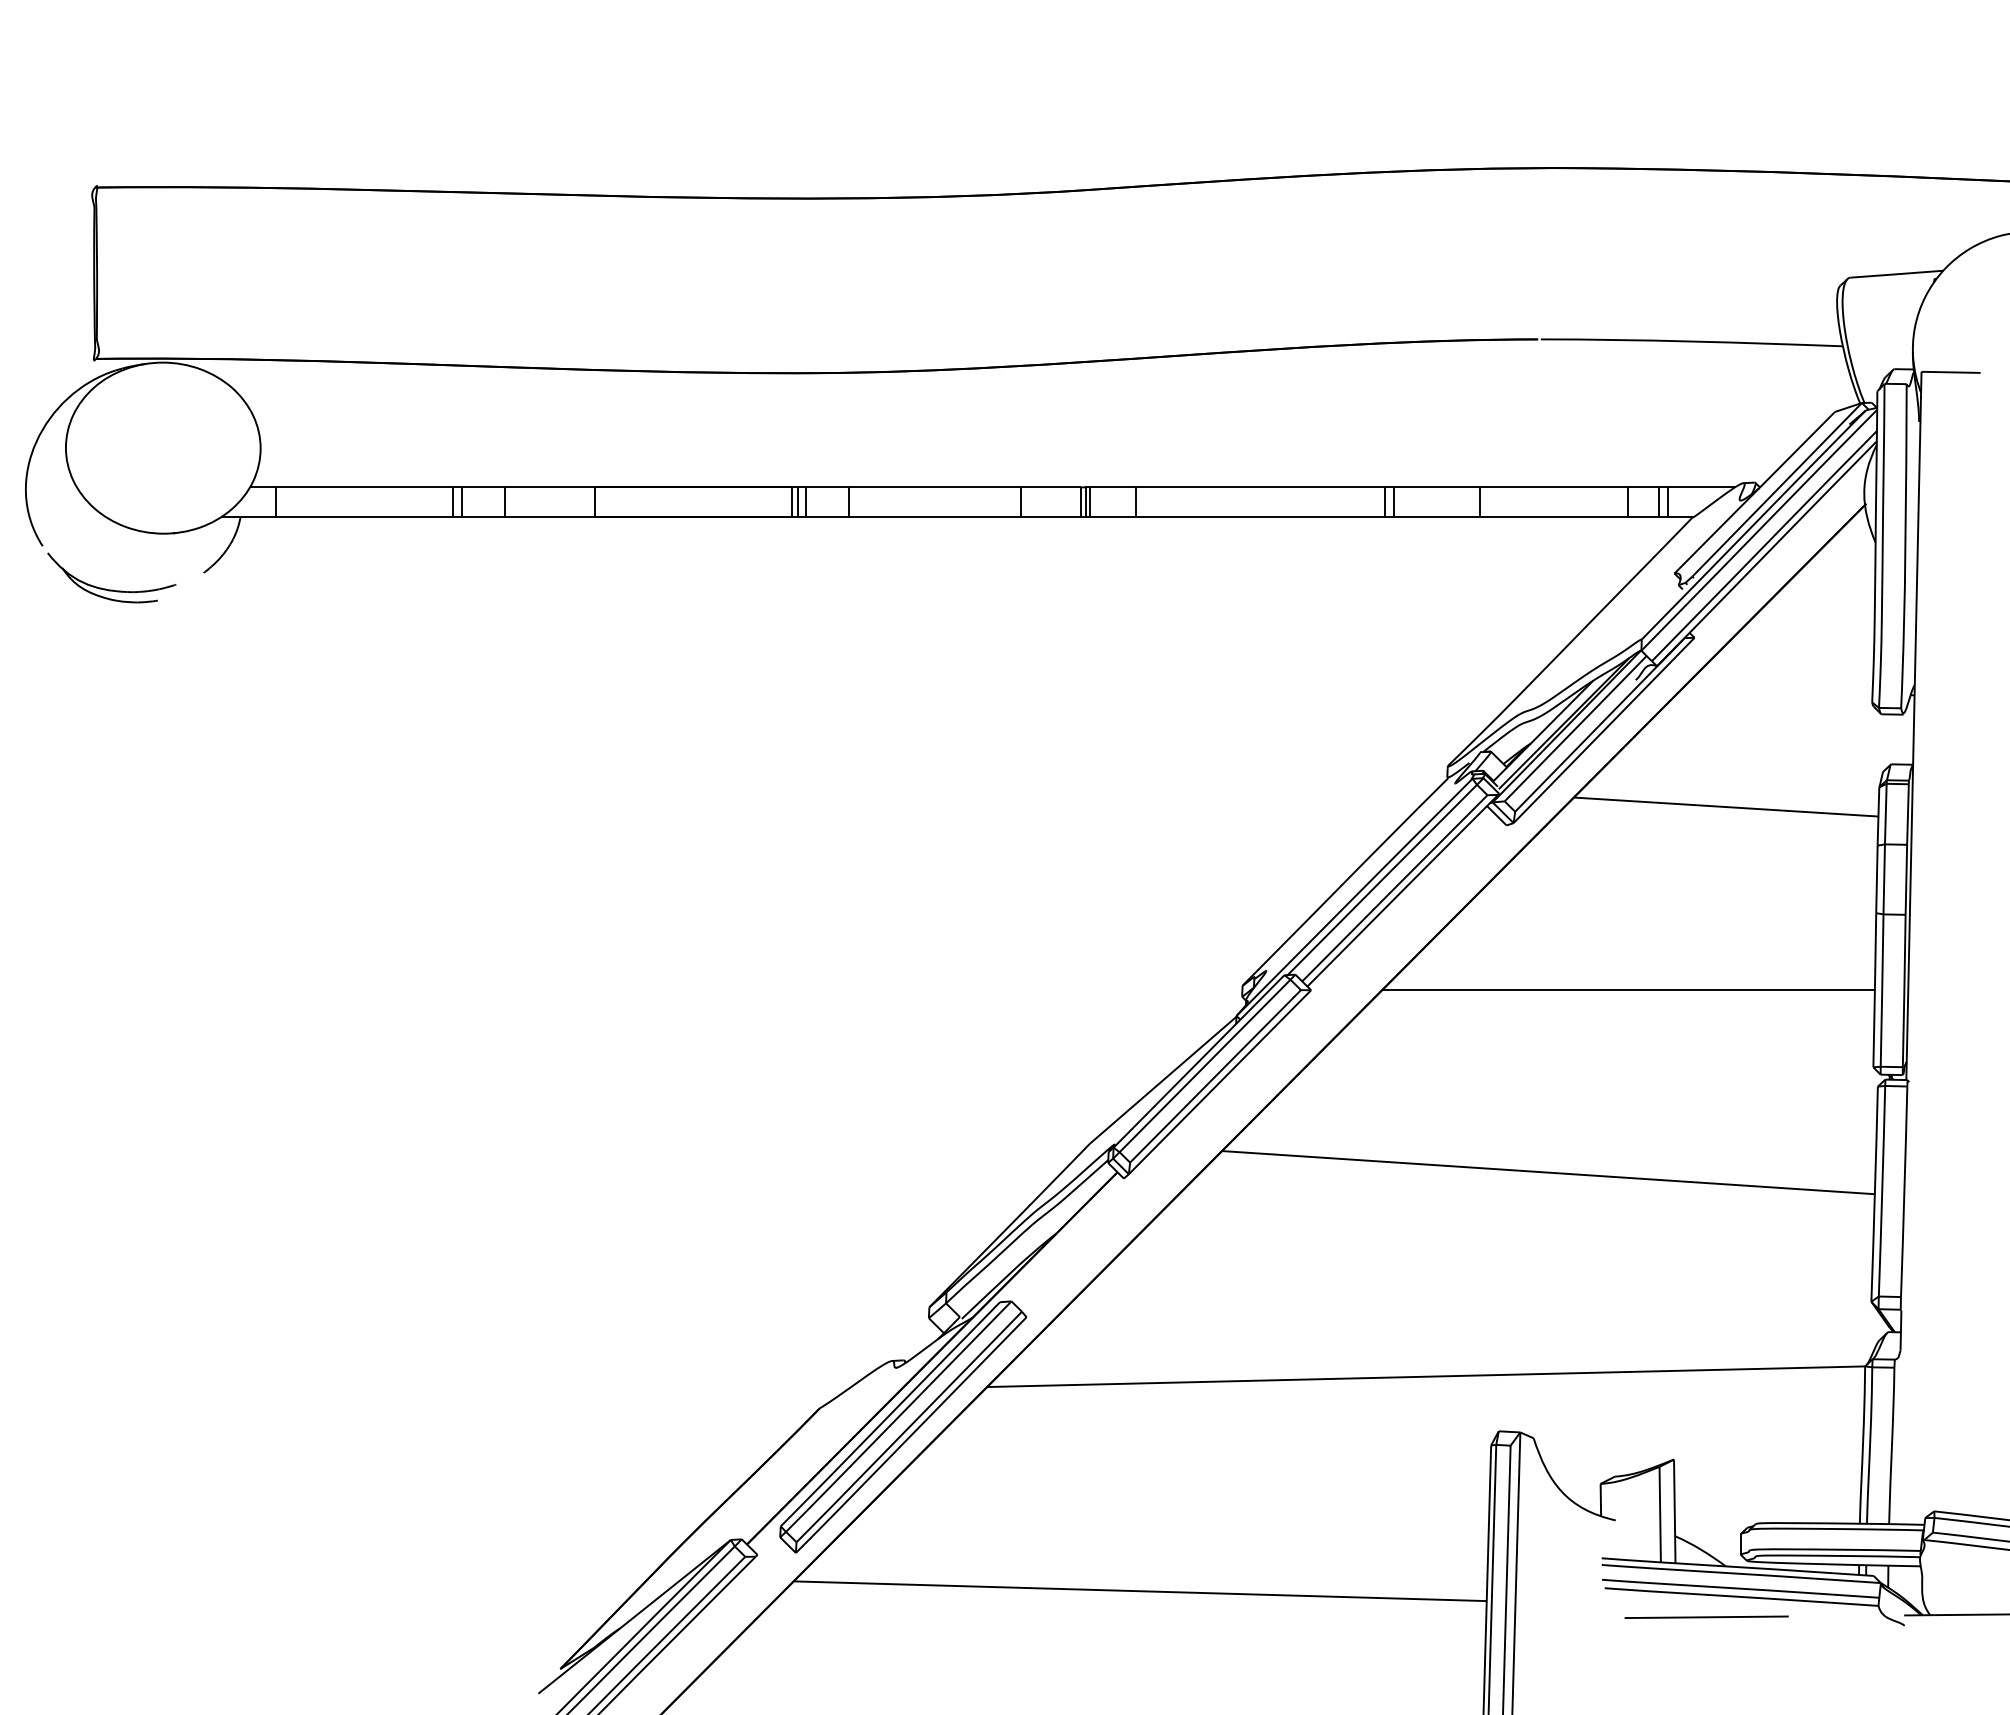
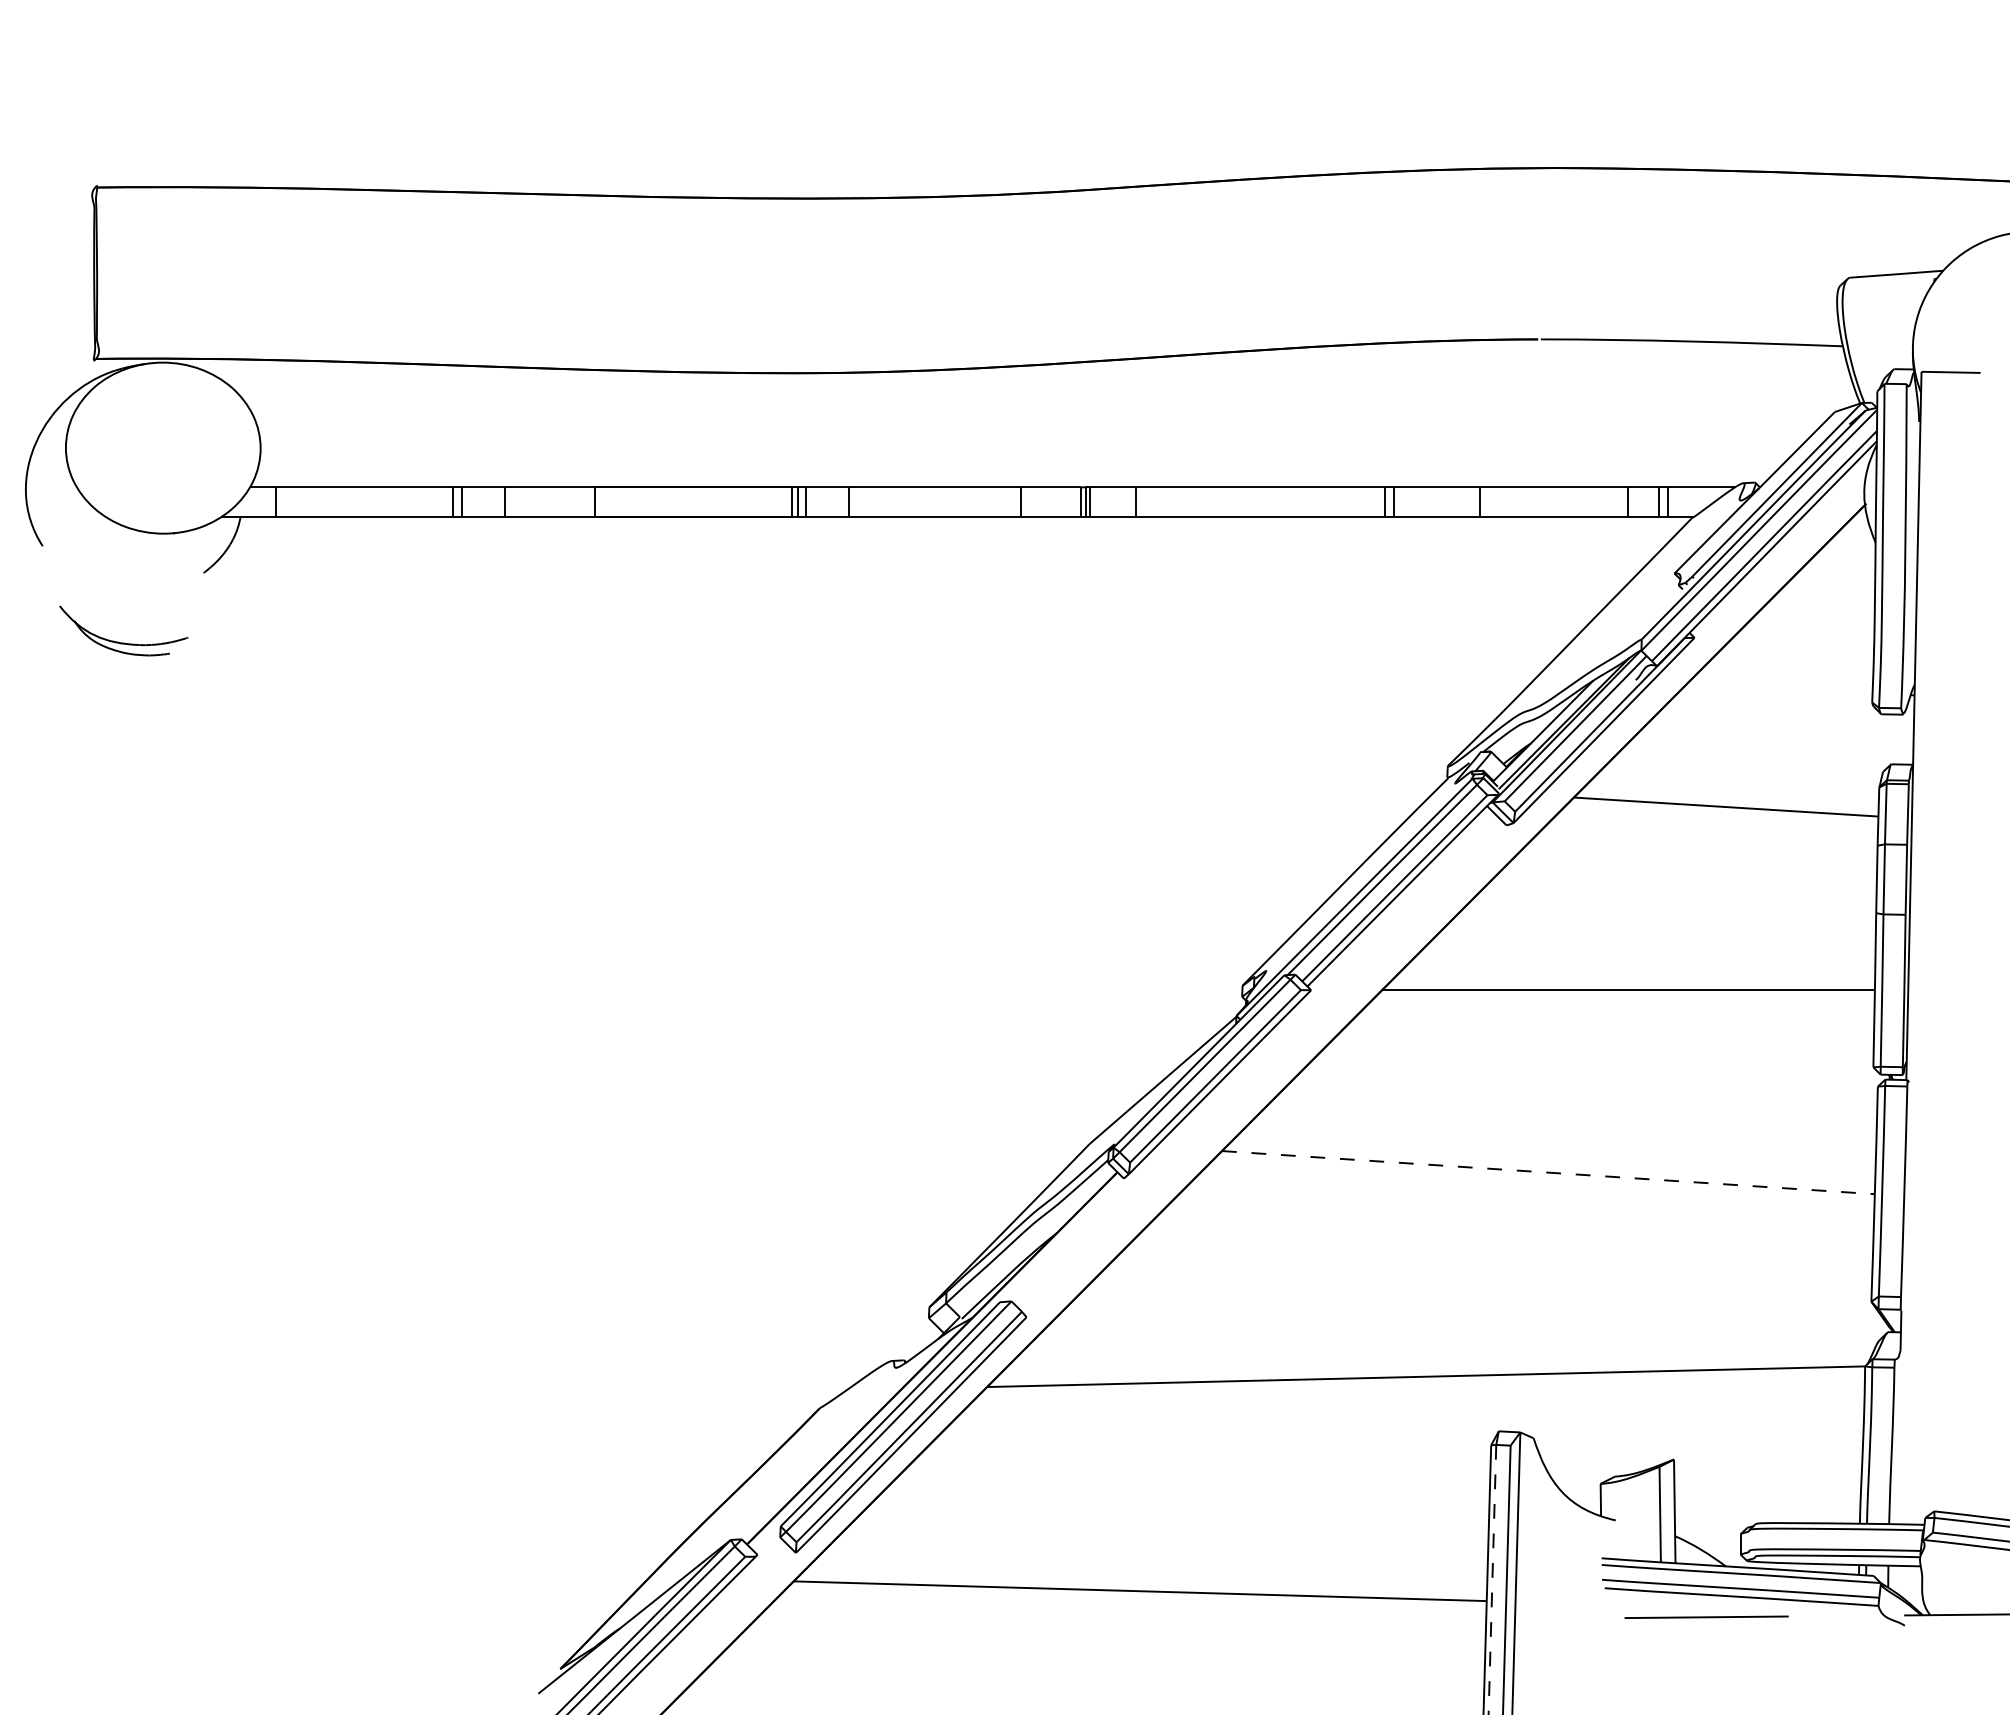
part position: (111, 589) -> (123, 642) (123, 642)
line: solid -> dashed (1548, 1172)
line: solid -> dashed (1492, 1579)
